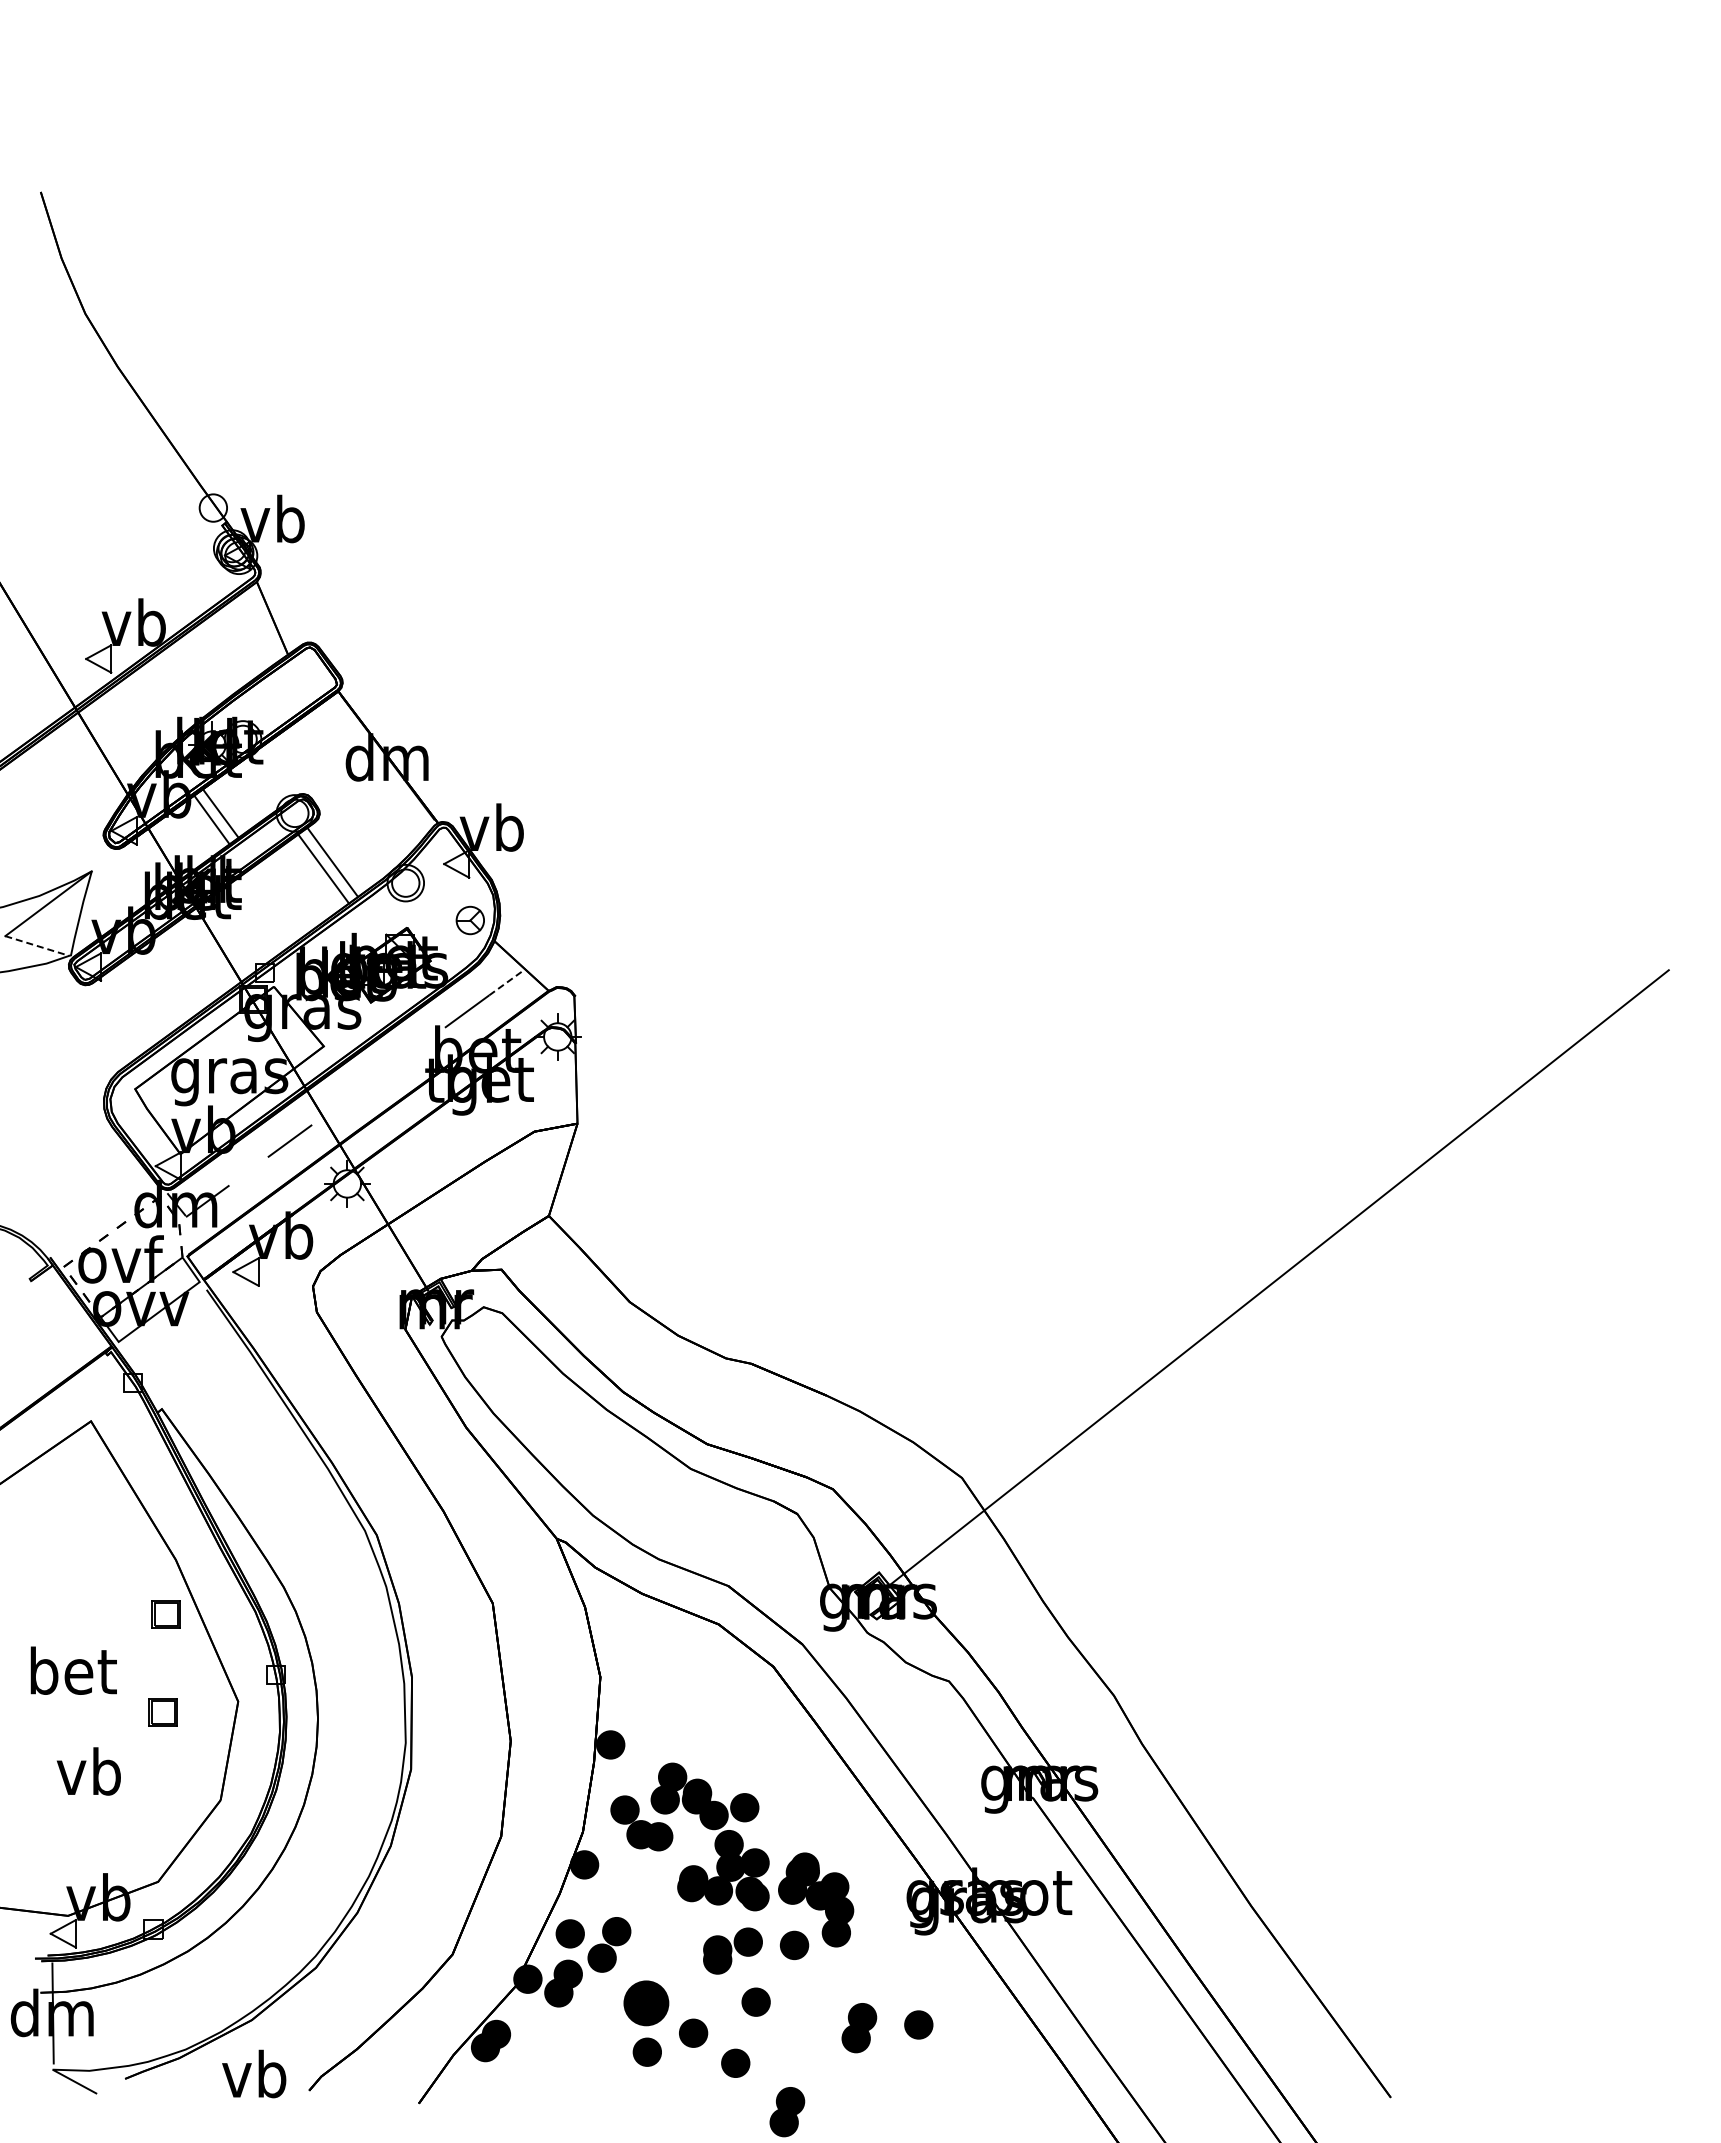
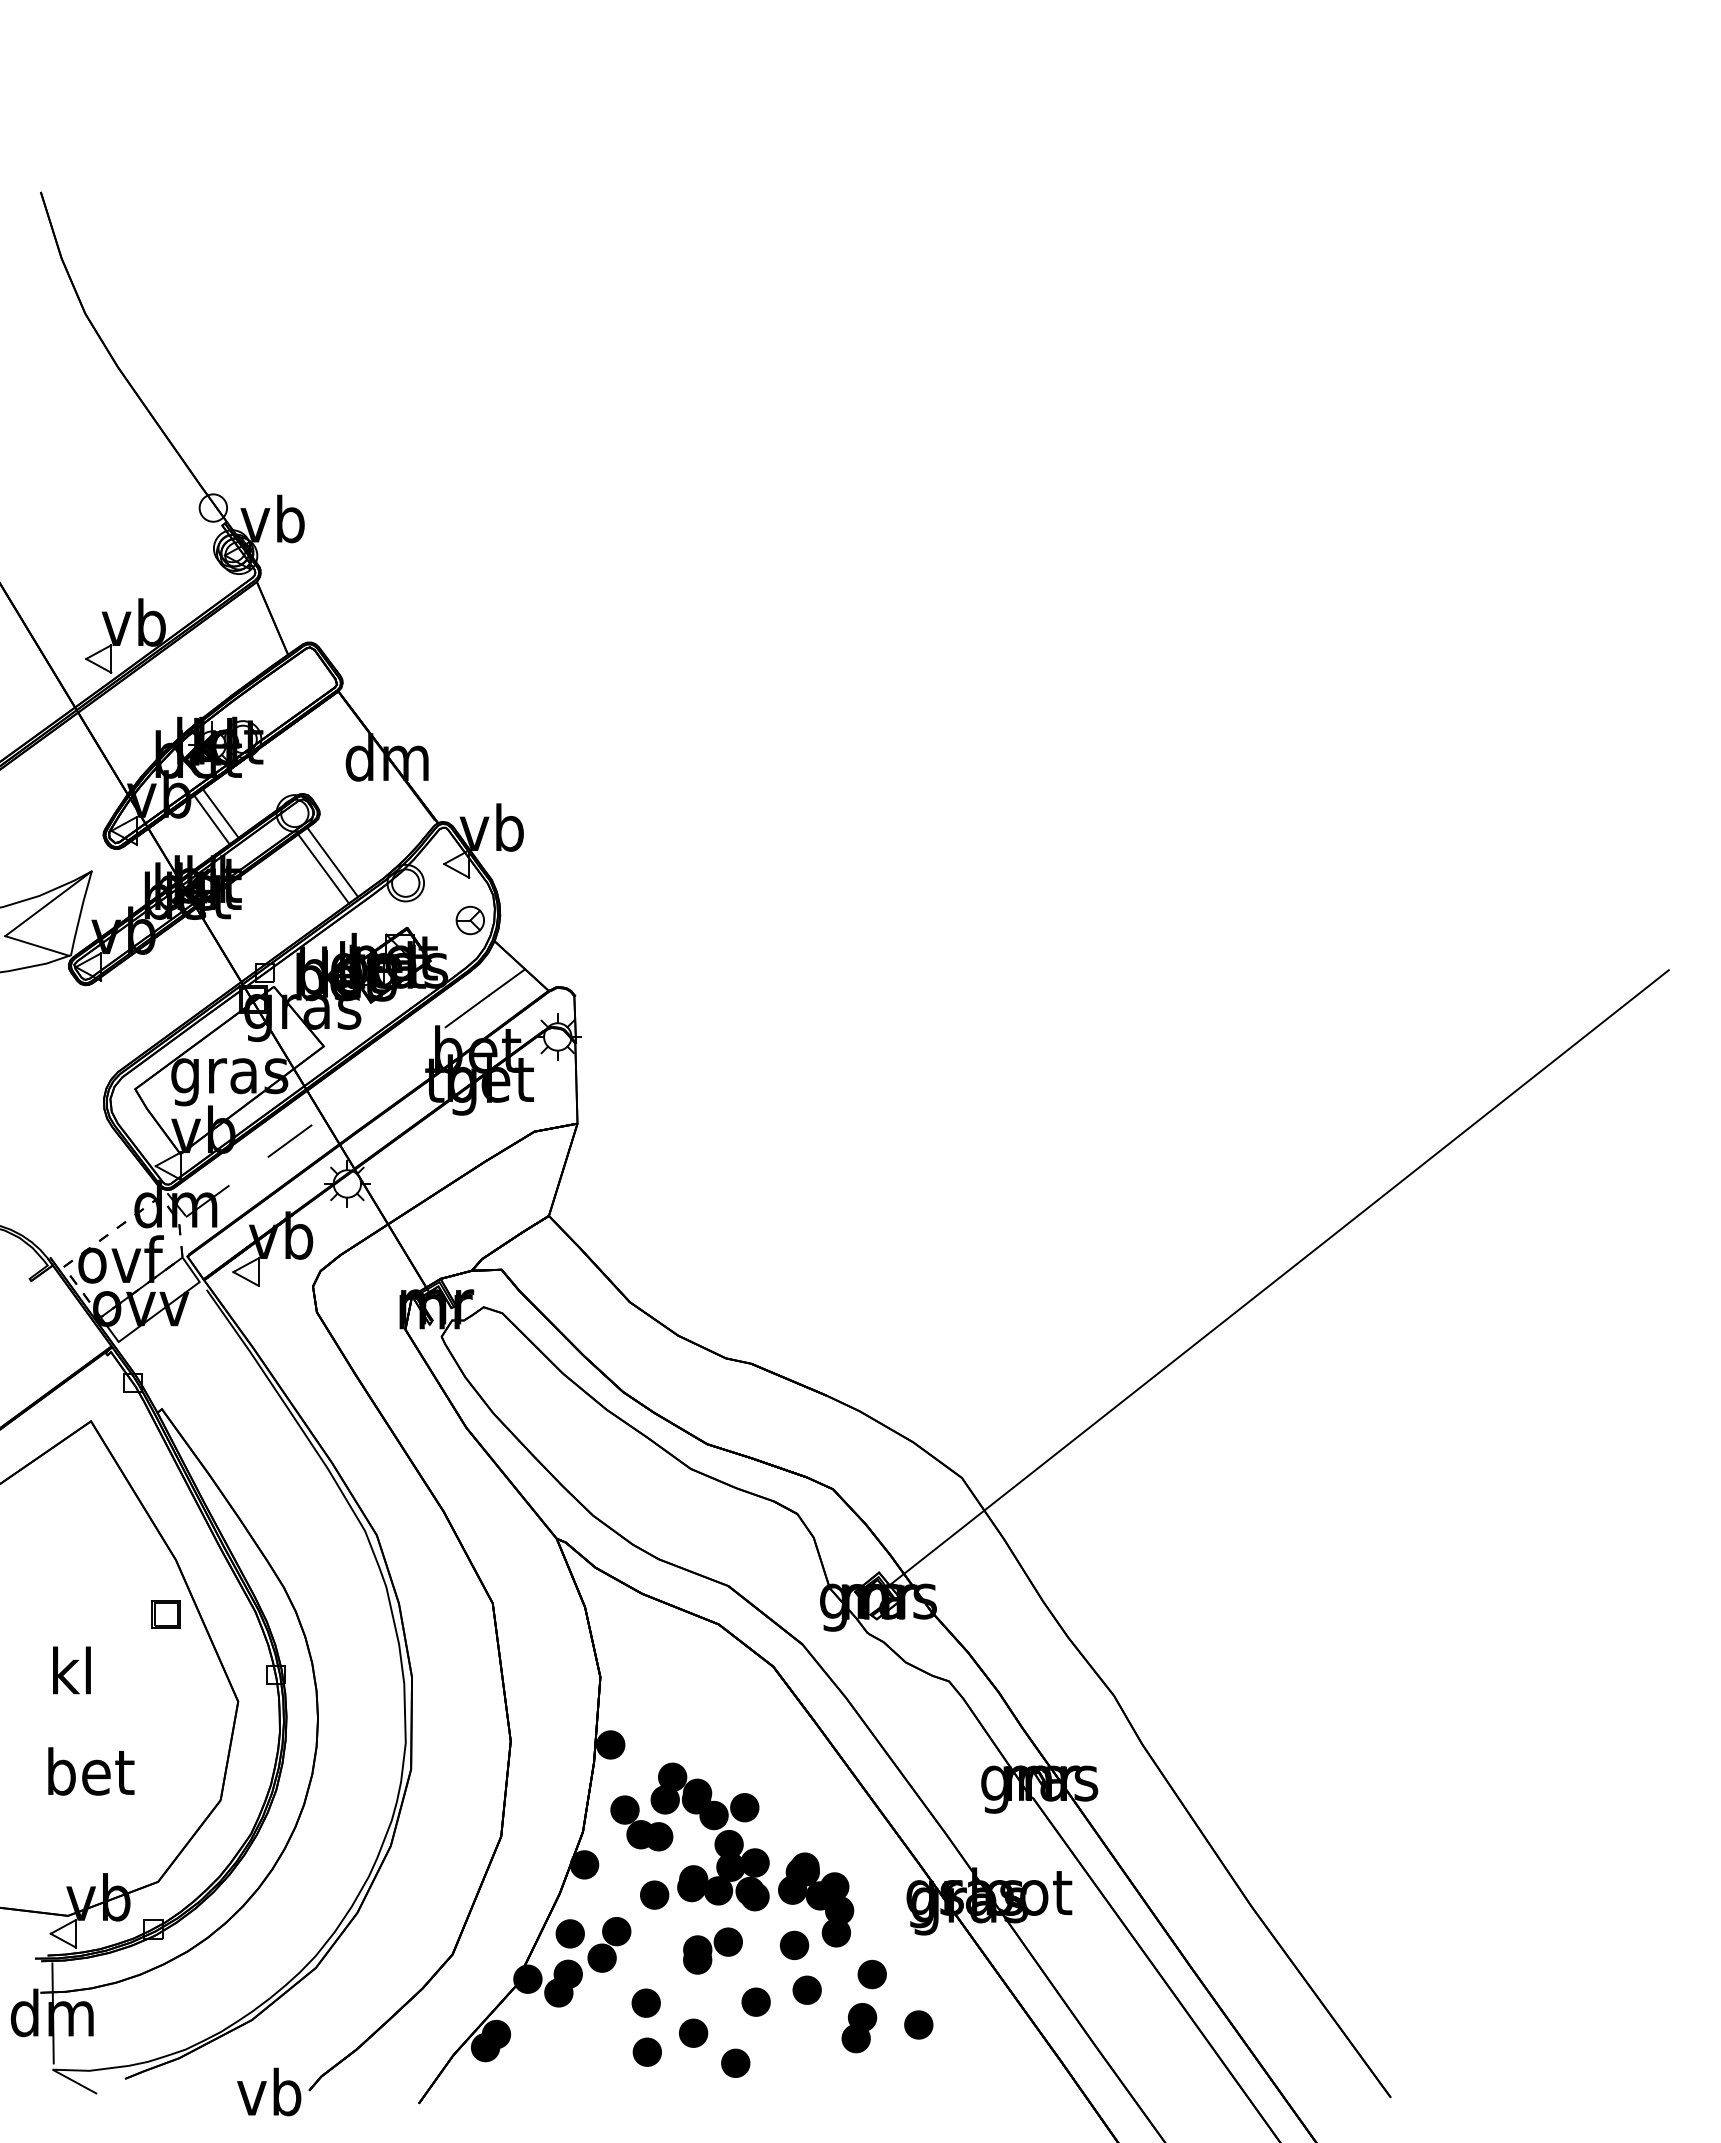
line: dashed -> solid (37, 946)
line: dashed -> solid (507, 982)
text: bet -> kl (73, 1670)
part: present -> none (162, 1712)
text: vb -> bet (91, 1771)
part: none -> present (654, 1894)
part position: (732, 1950) -> (712, 1950) (712, 1950)
part: none -> present (871, 1974)
part: none -> present (806, 1989)
part size: 47x47 px -> 30x30 px (645, 2002)
text position: (254, 2073) -> (269, 2091) (269, 2091)
part: present -> none (787, 2112)
